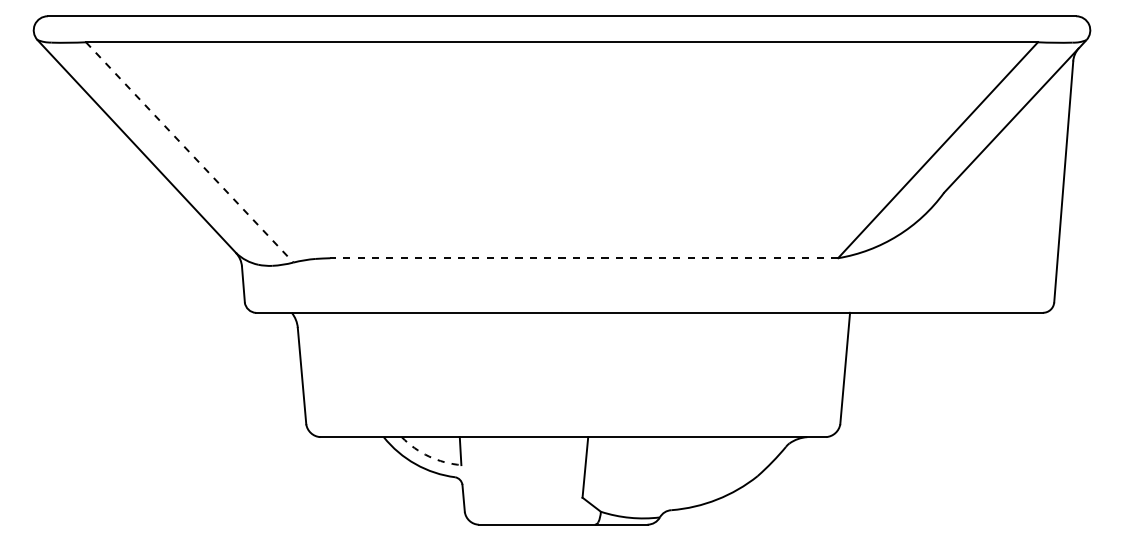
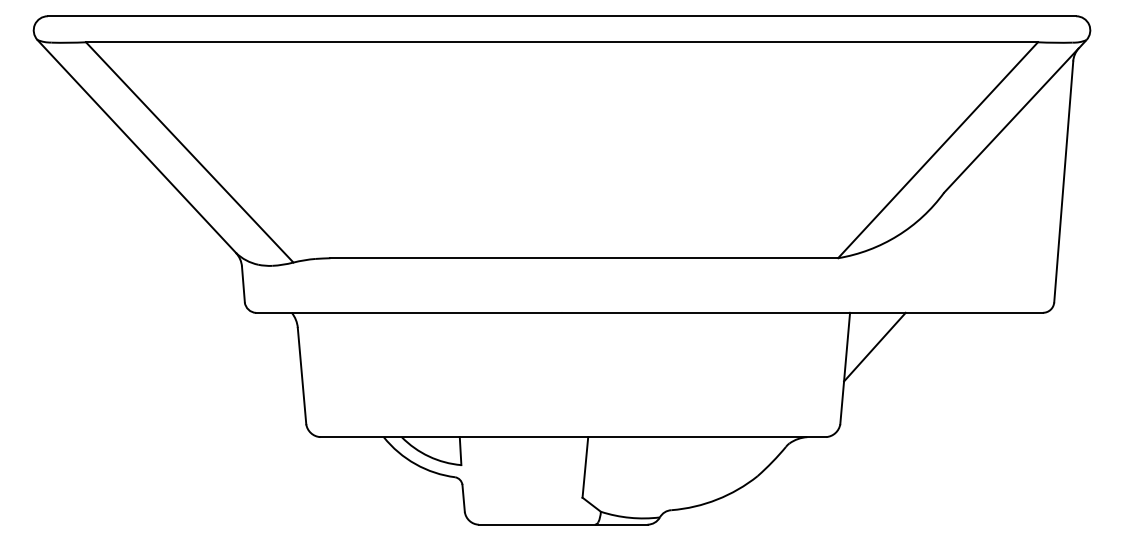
line: dashed -> solid (190, 152)
line: dashed -> solid (584, 258)
line: none -> present (874, 346)
arc: dashed -> solid (429, 456)
